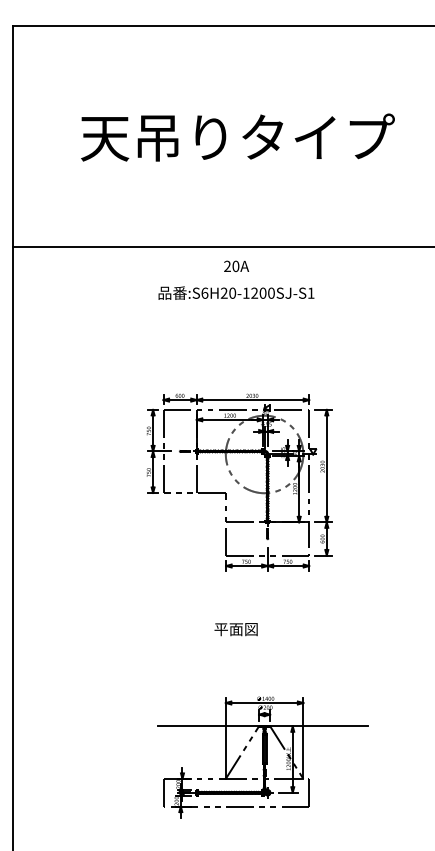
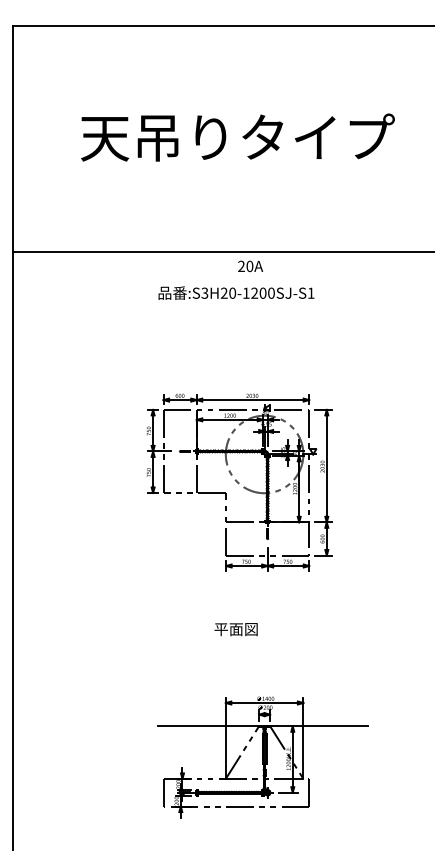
line position: (222, 247) -> (222, 252) (222, 252)
text position: (236, 265) -> (250, 265) (250, 265)
text: :S6H20-1200SJ-S1 -> :S3H20-1200SJ-S1 (204, 292)
